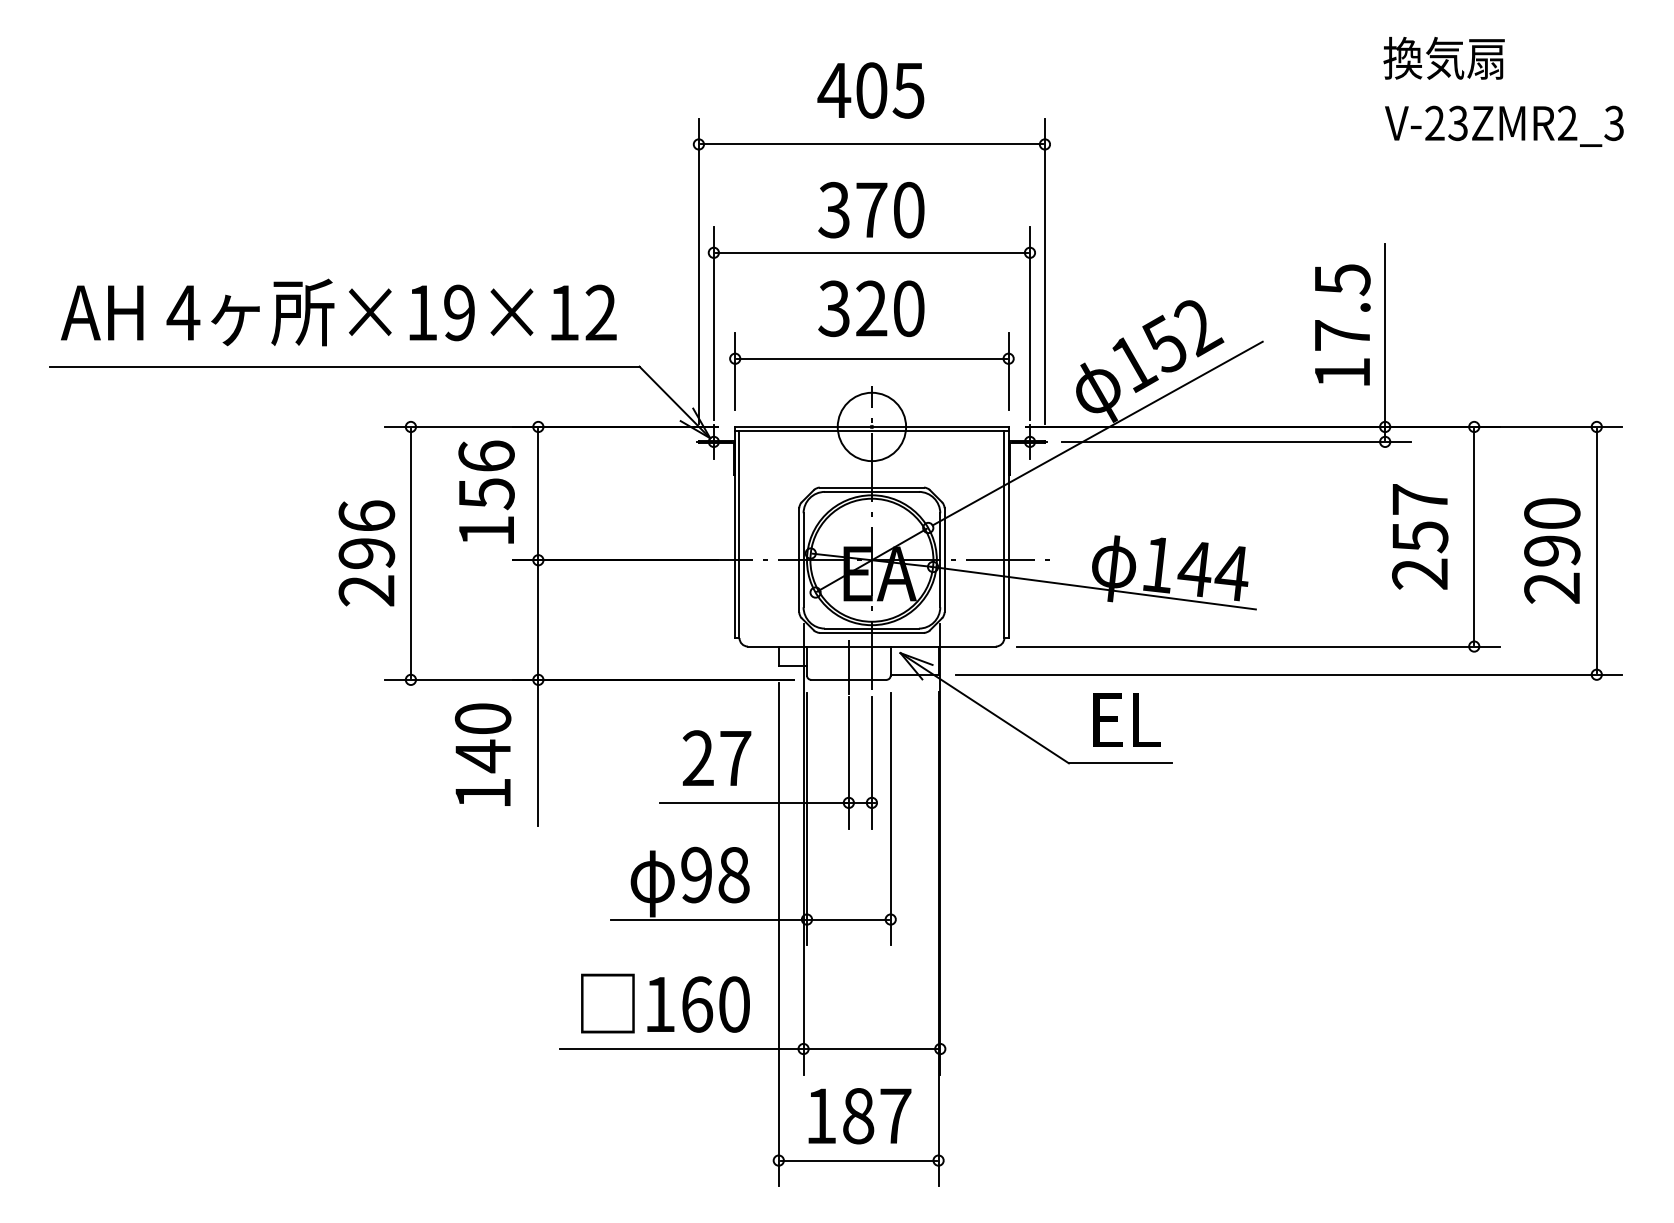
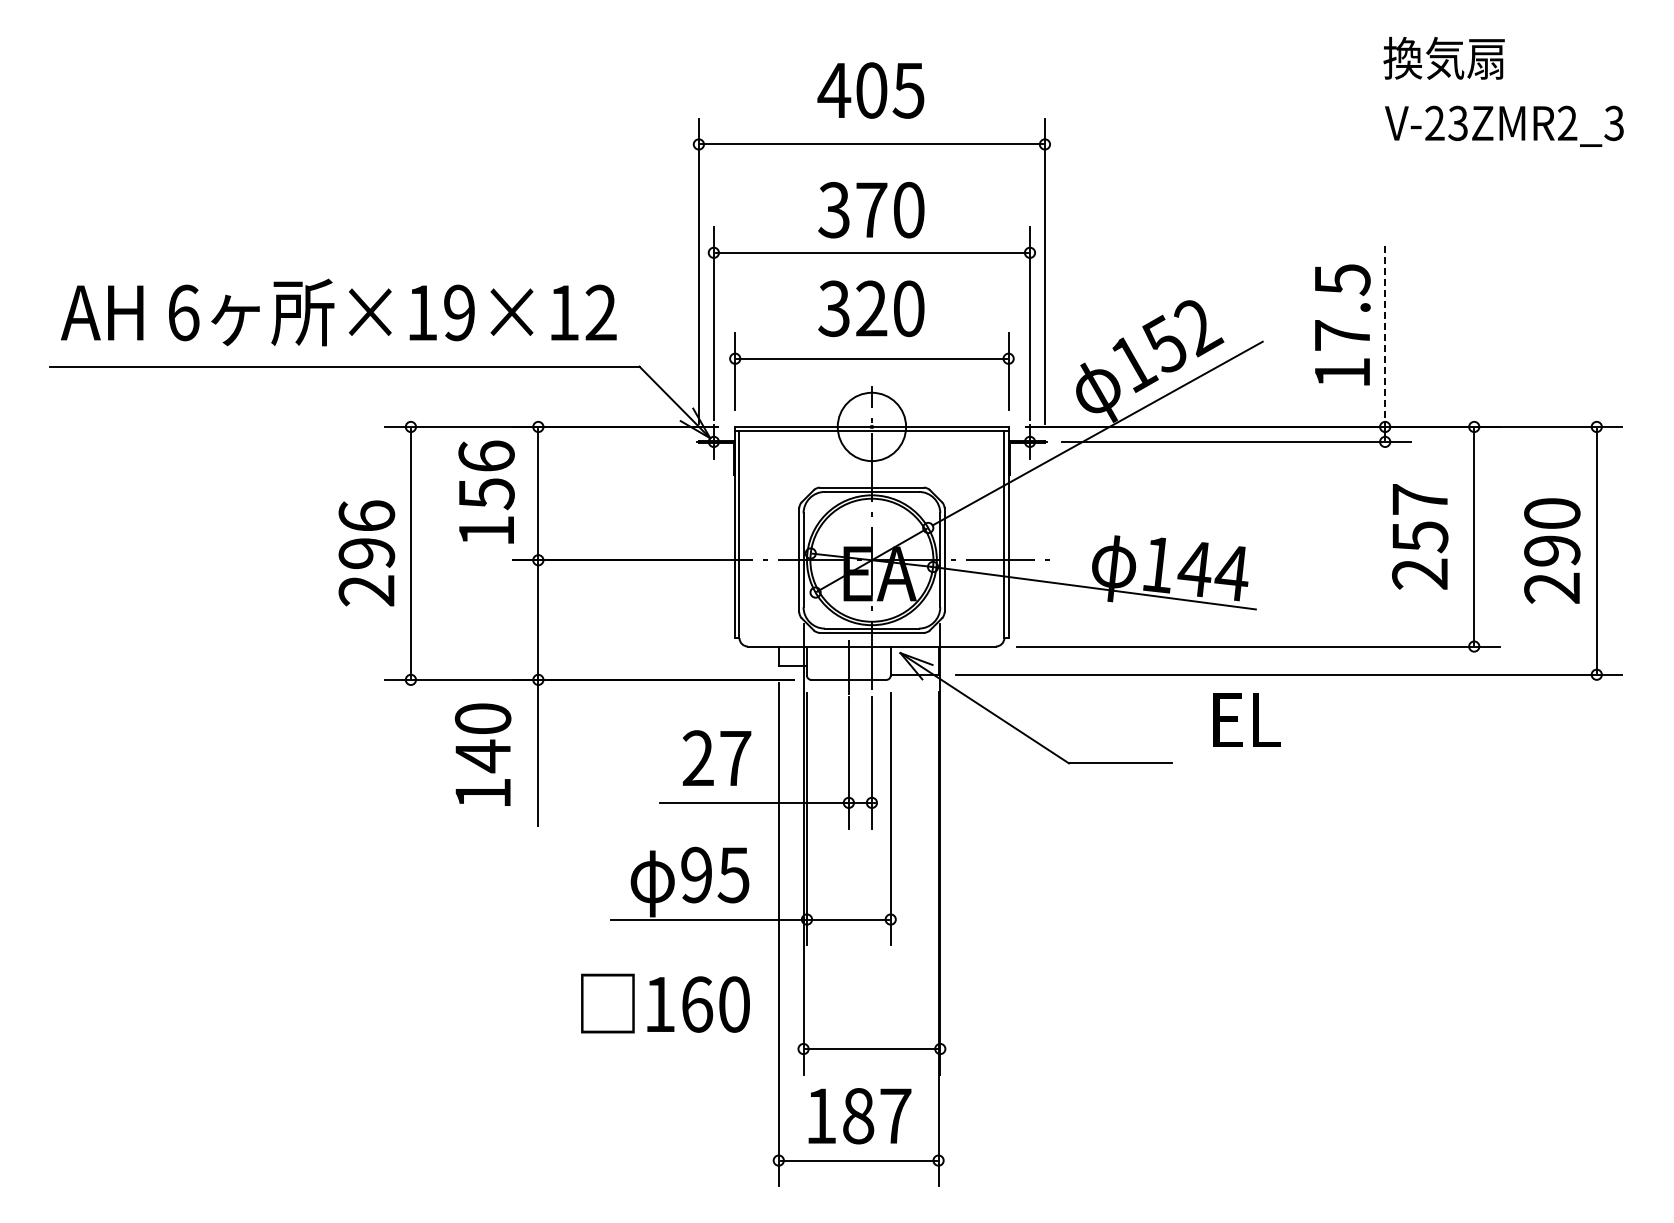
text: 4 -> 6 (183, 312)
line: solid -> dashed (1385, 335)
text position: (1126, 719) -> (1246, 719) (1246, 719)
text: 98 -> 95 (733, 875)
line: present -> none (681, 1049)
